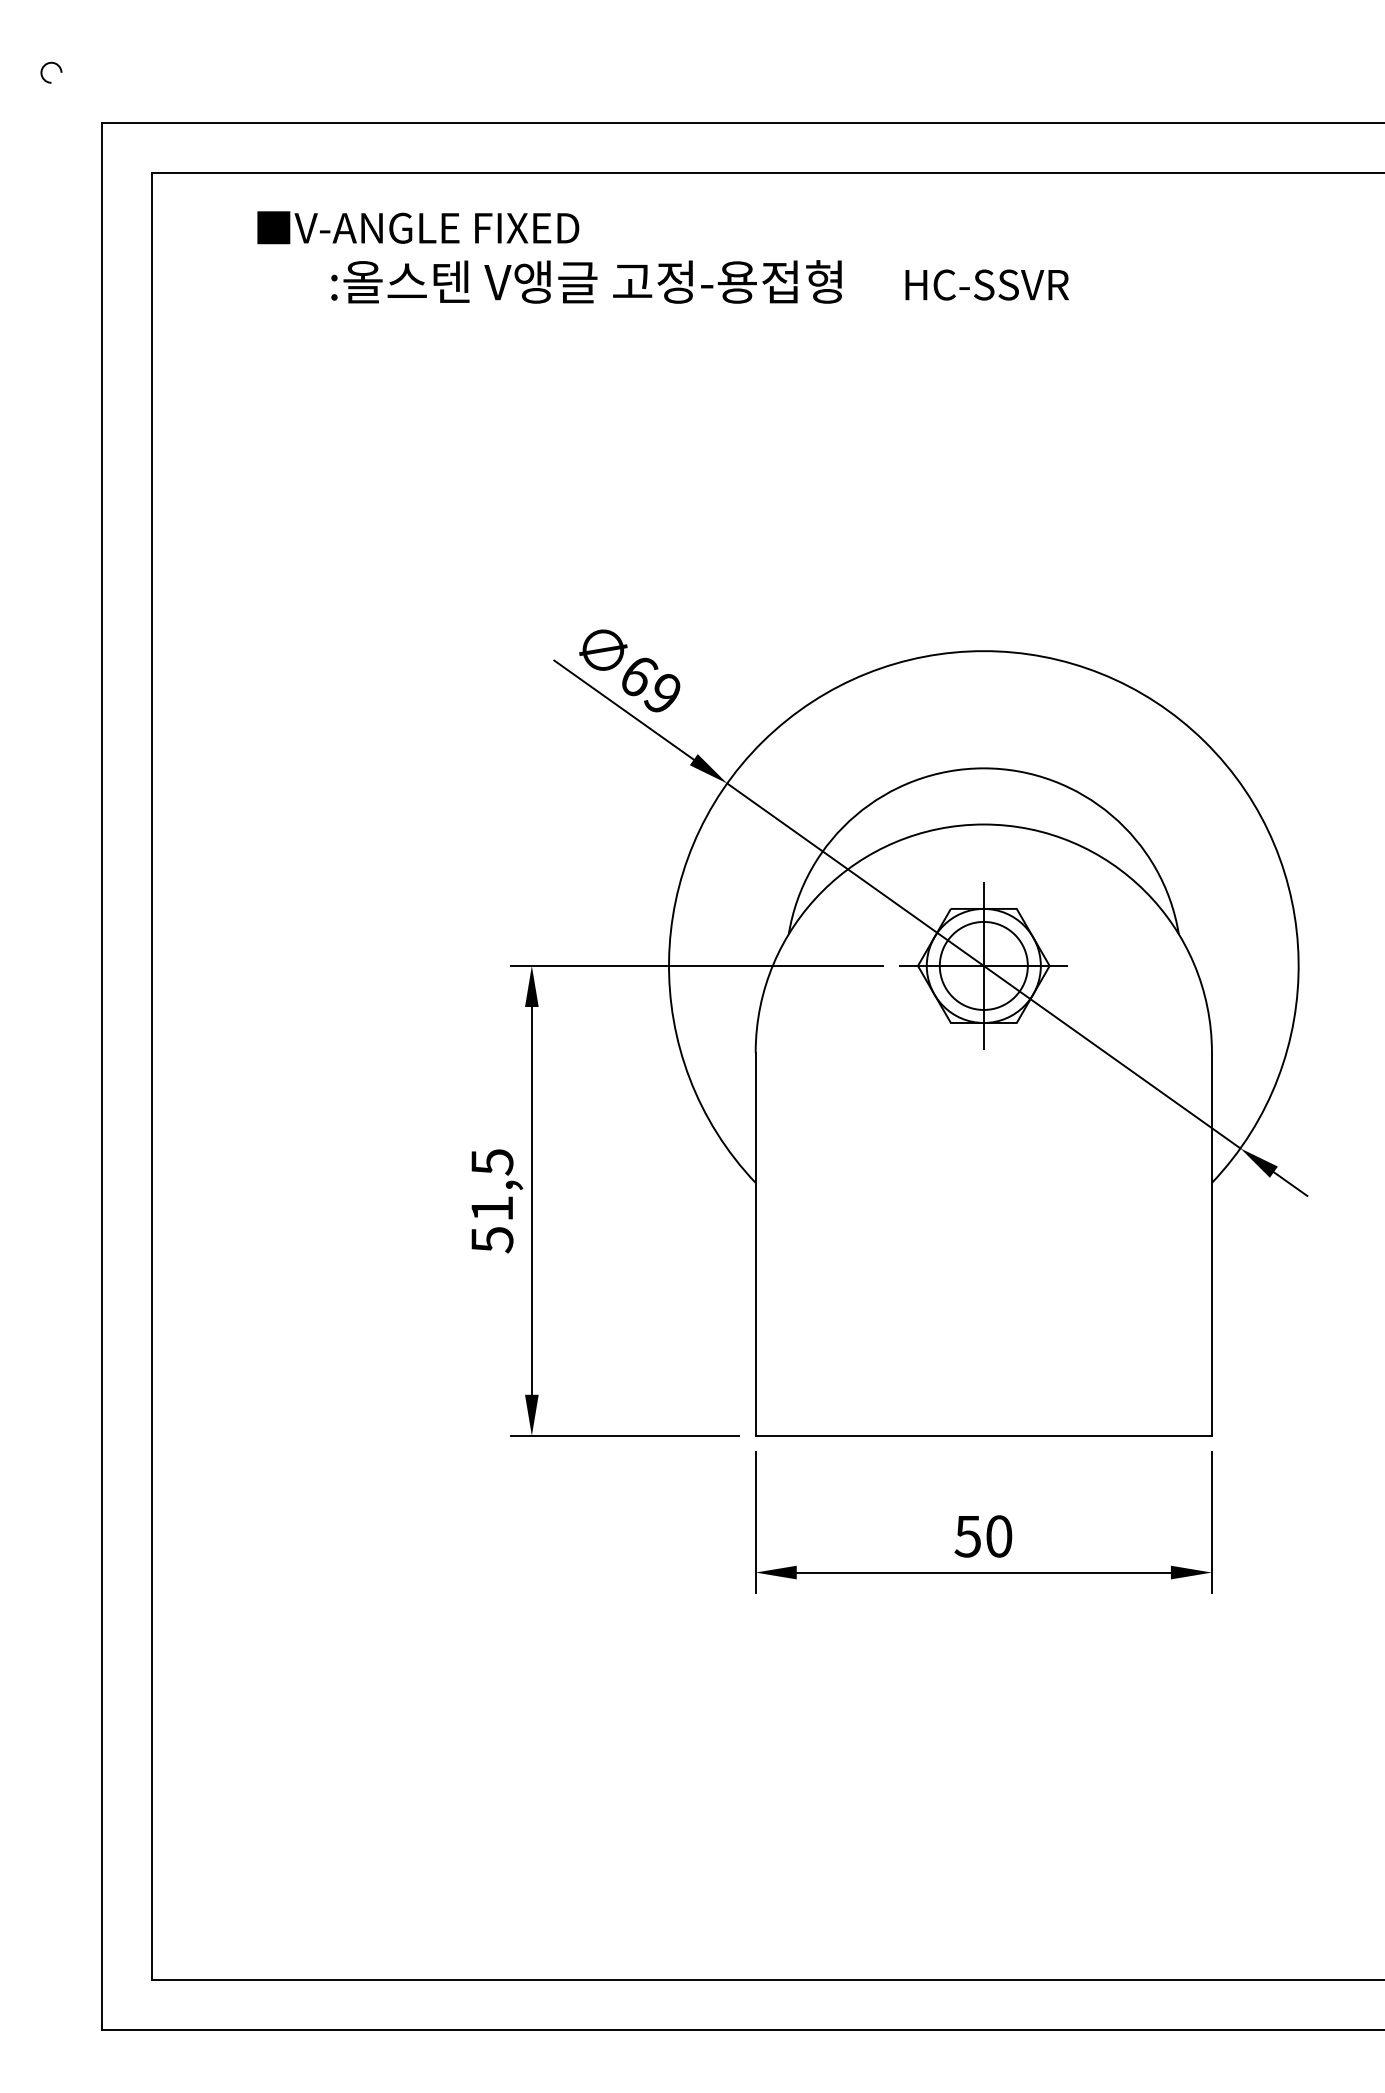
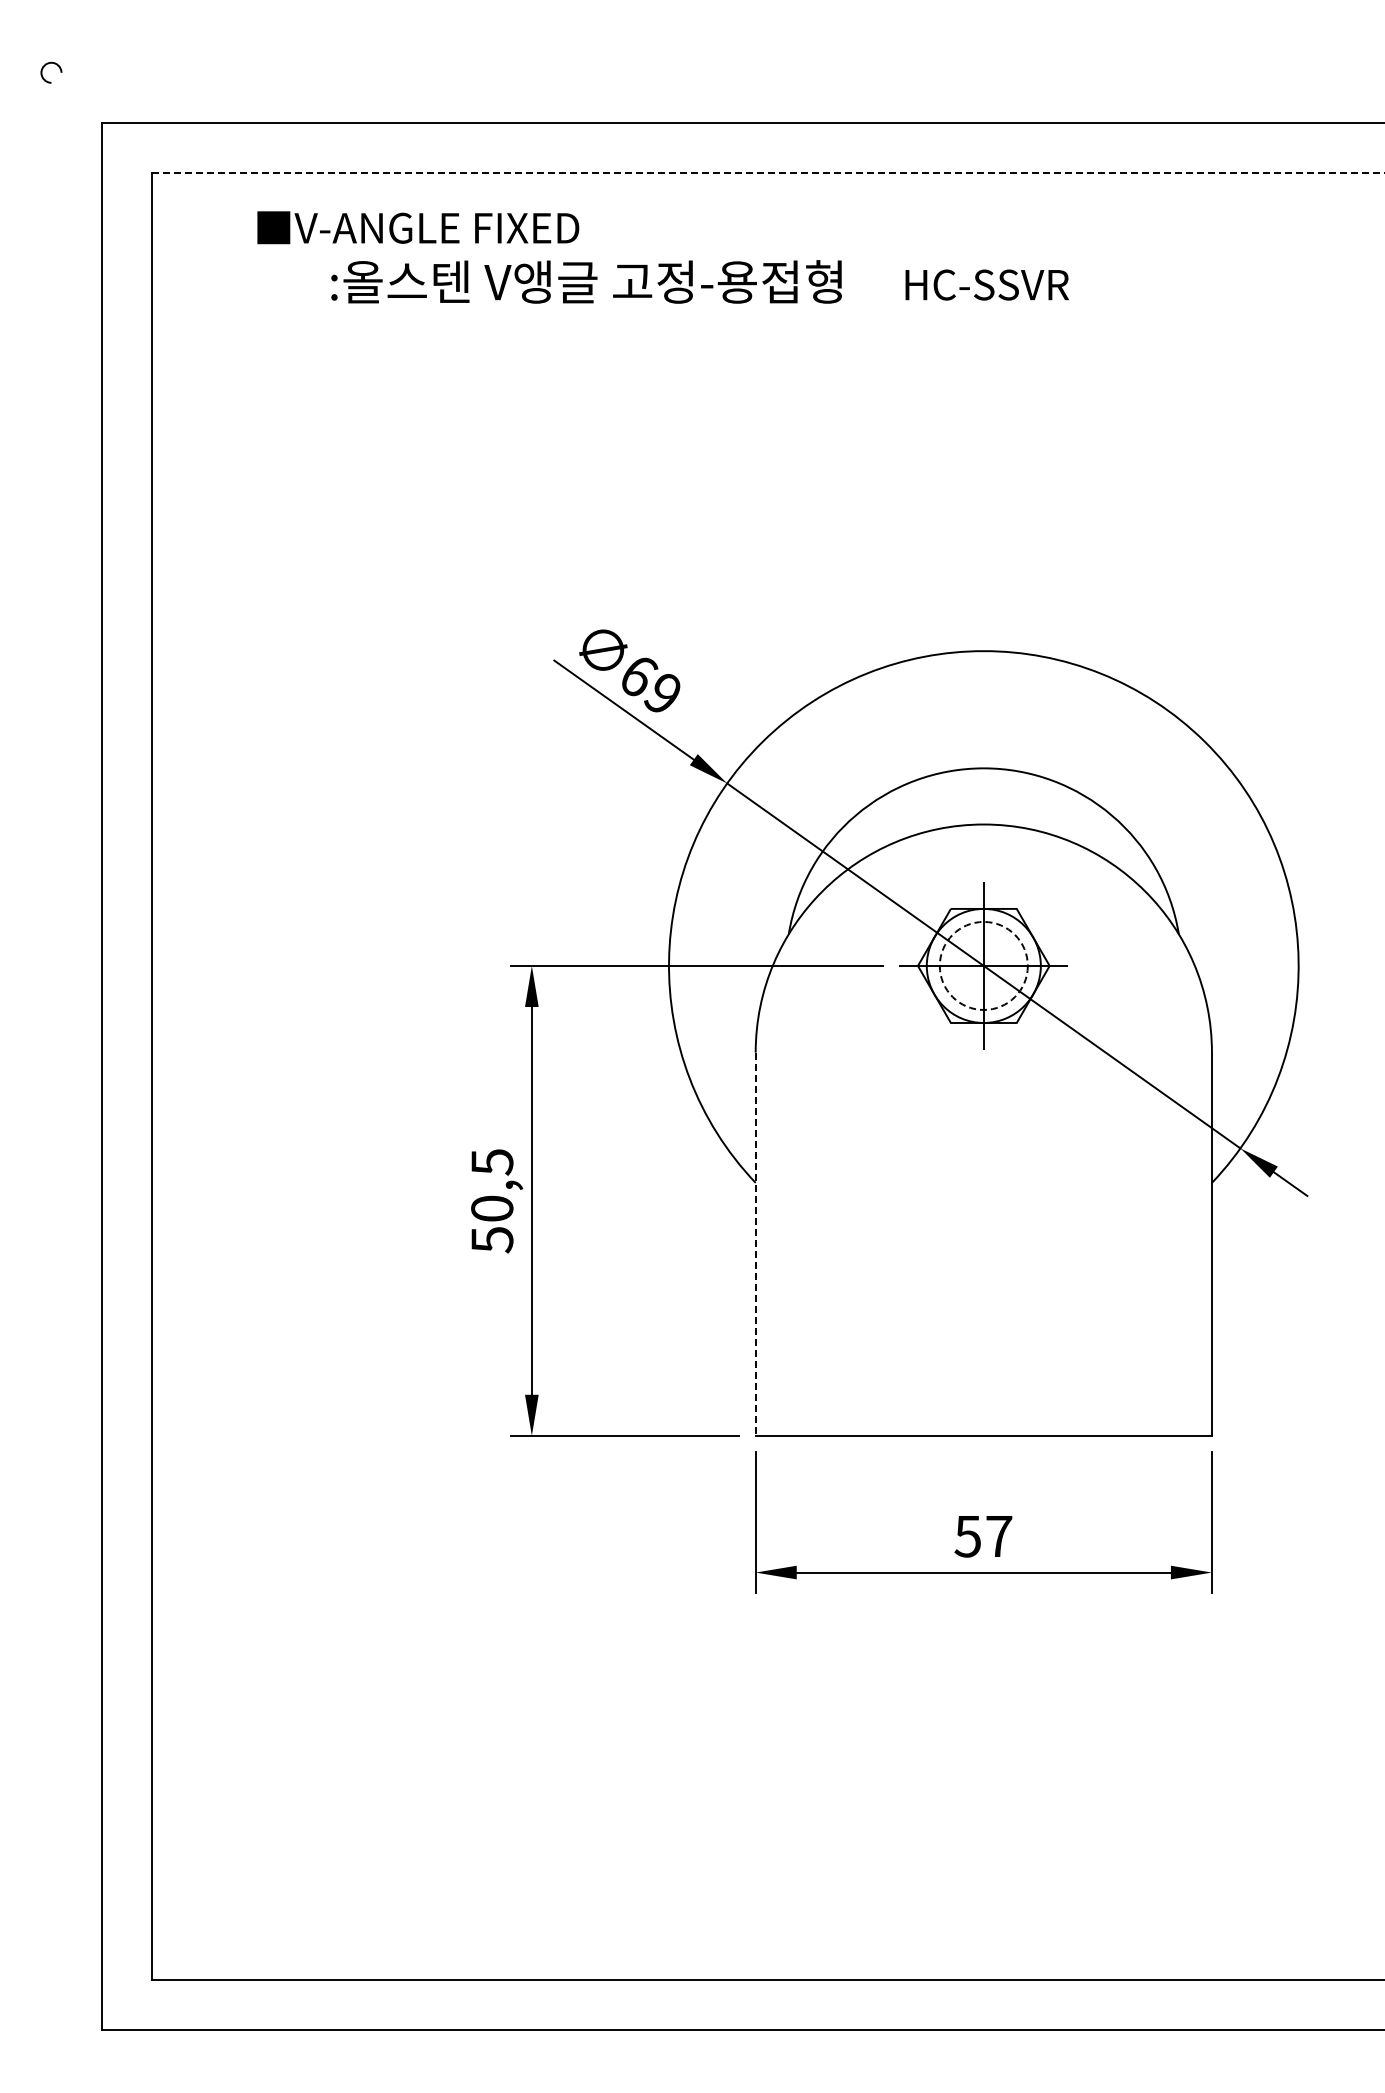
line: solid -> dashed (768, 173)
circle: solid -> dashed (983, 965)
text: 51,5 -> 50,5 (492, 1208)
line: solid -> dashed (755, 1244)
text: 50 -> 57 (999, 1536)
